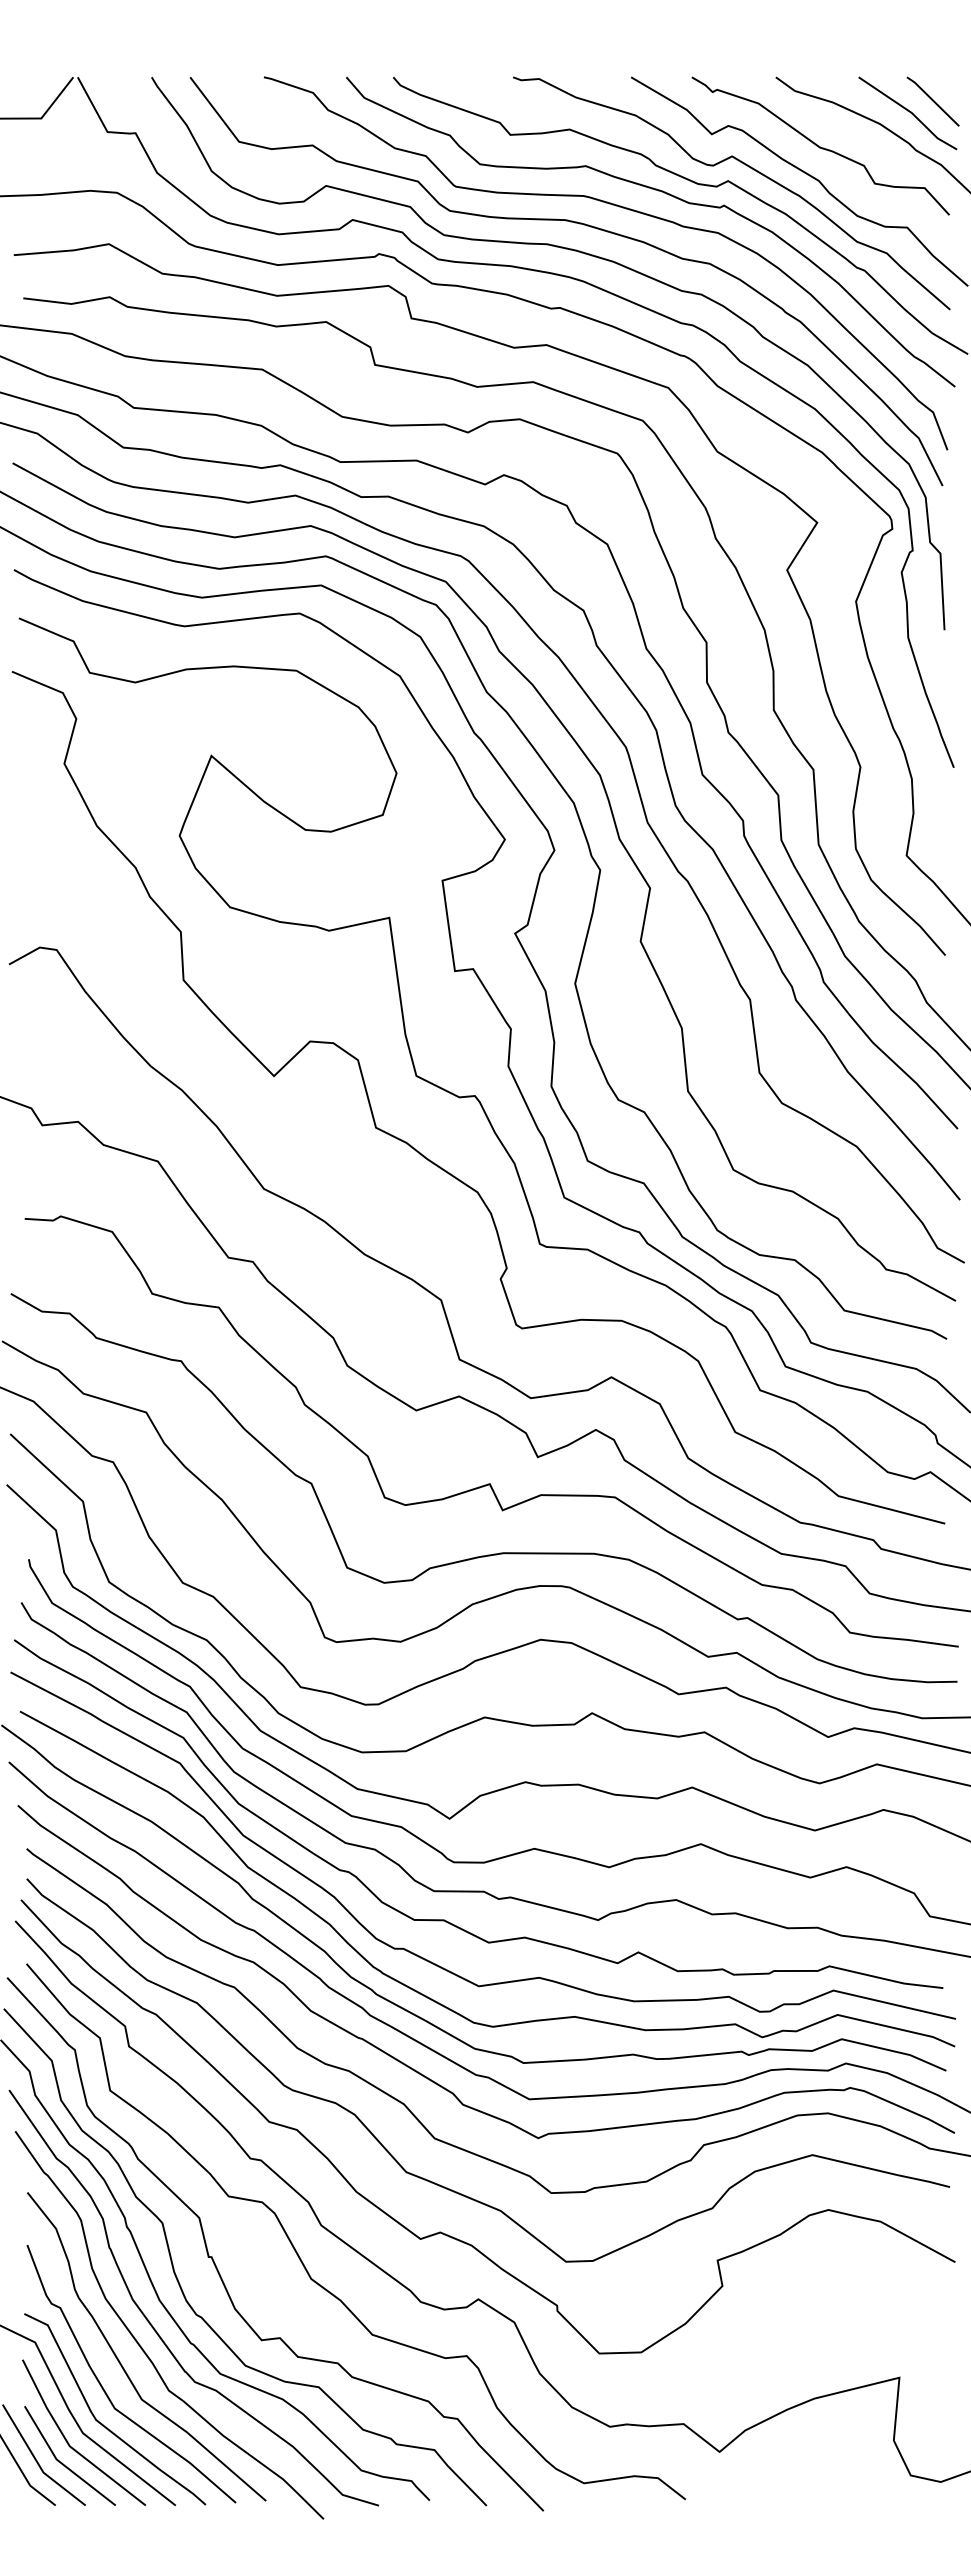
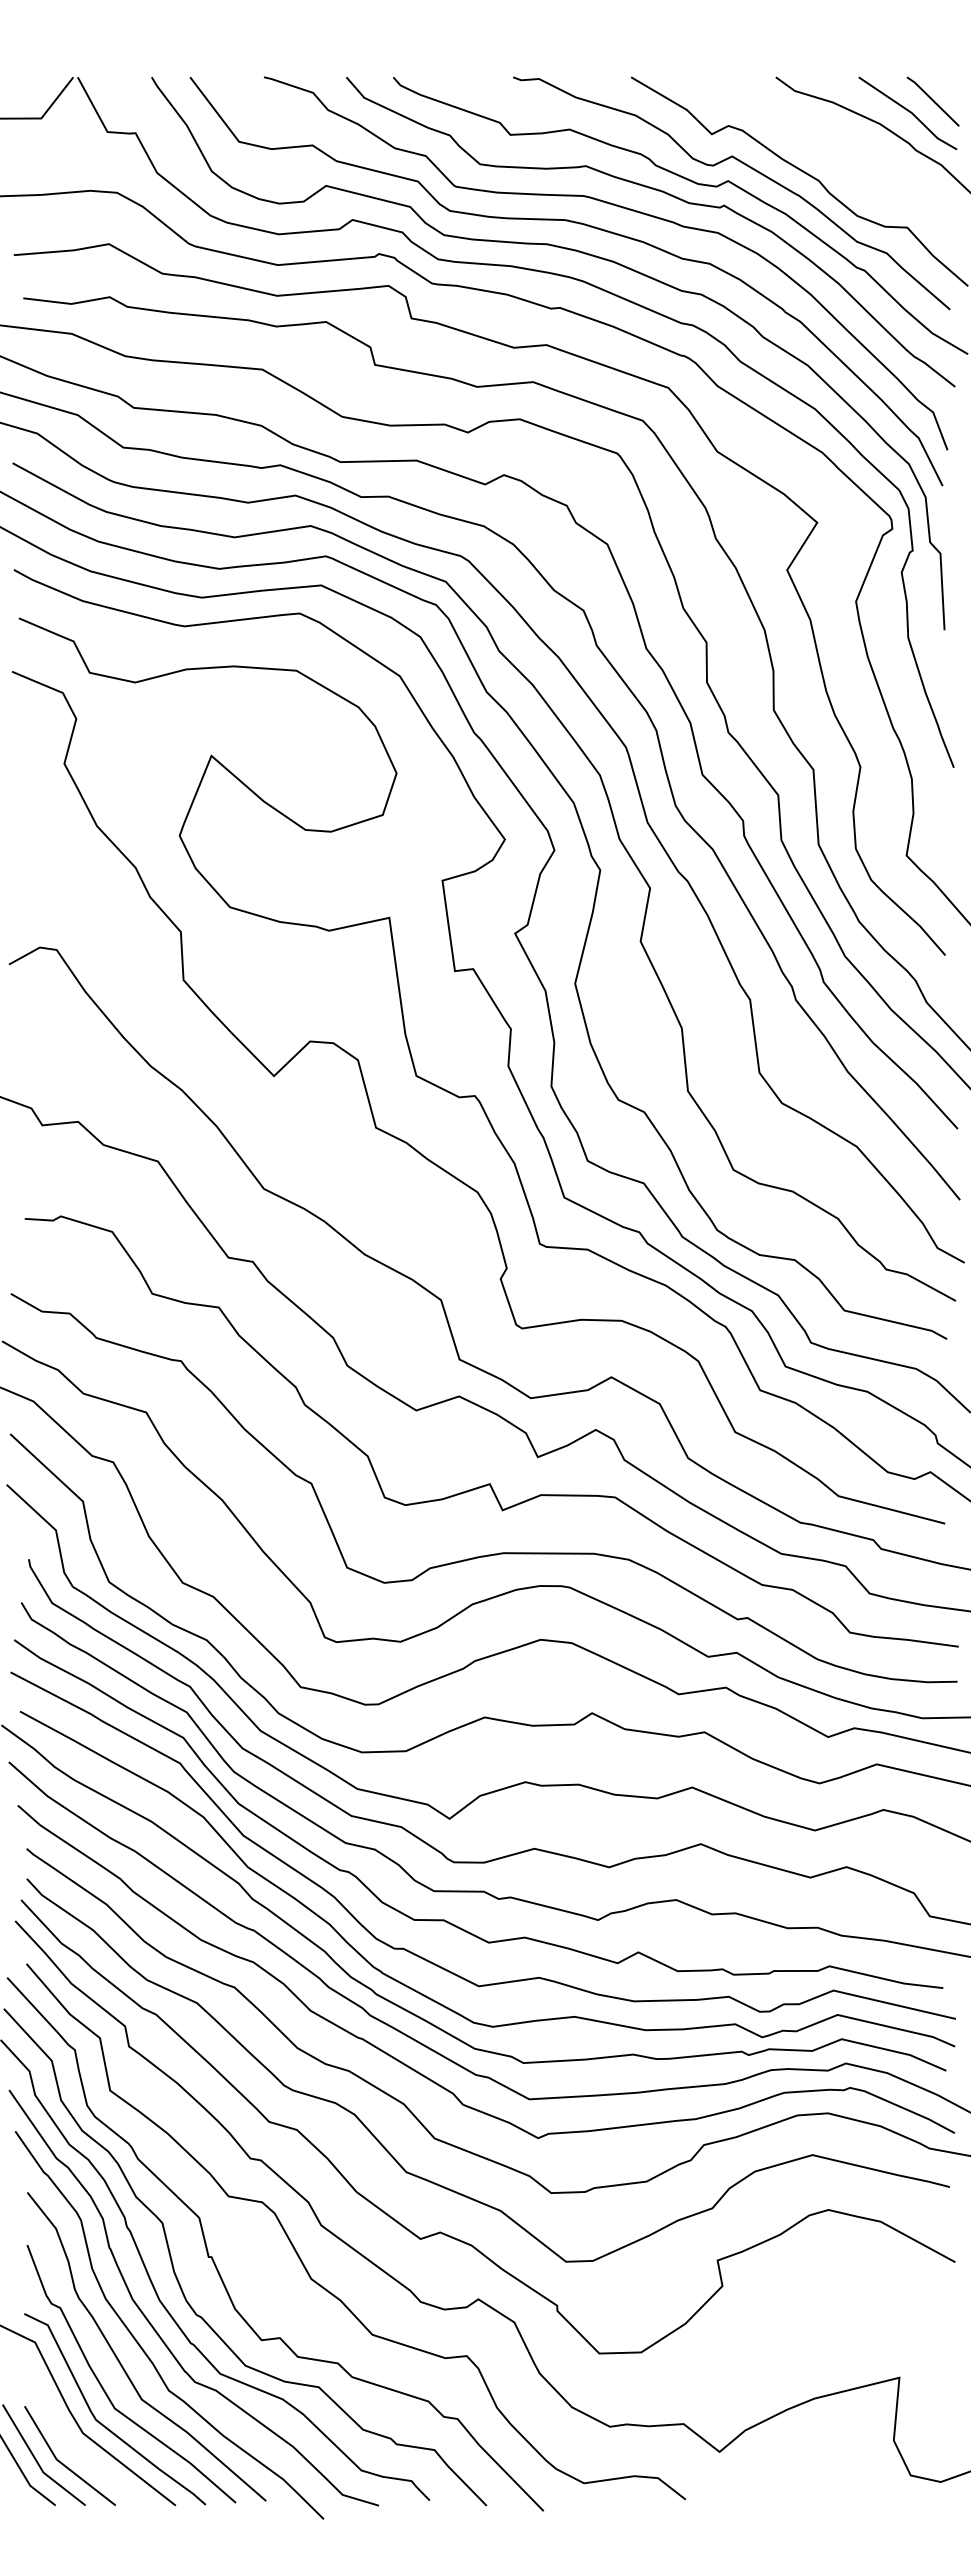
curve: present -> none (820, 146)
line: present -> none (69, 2443)
